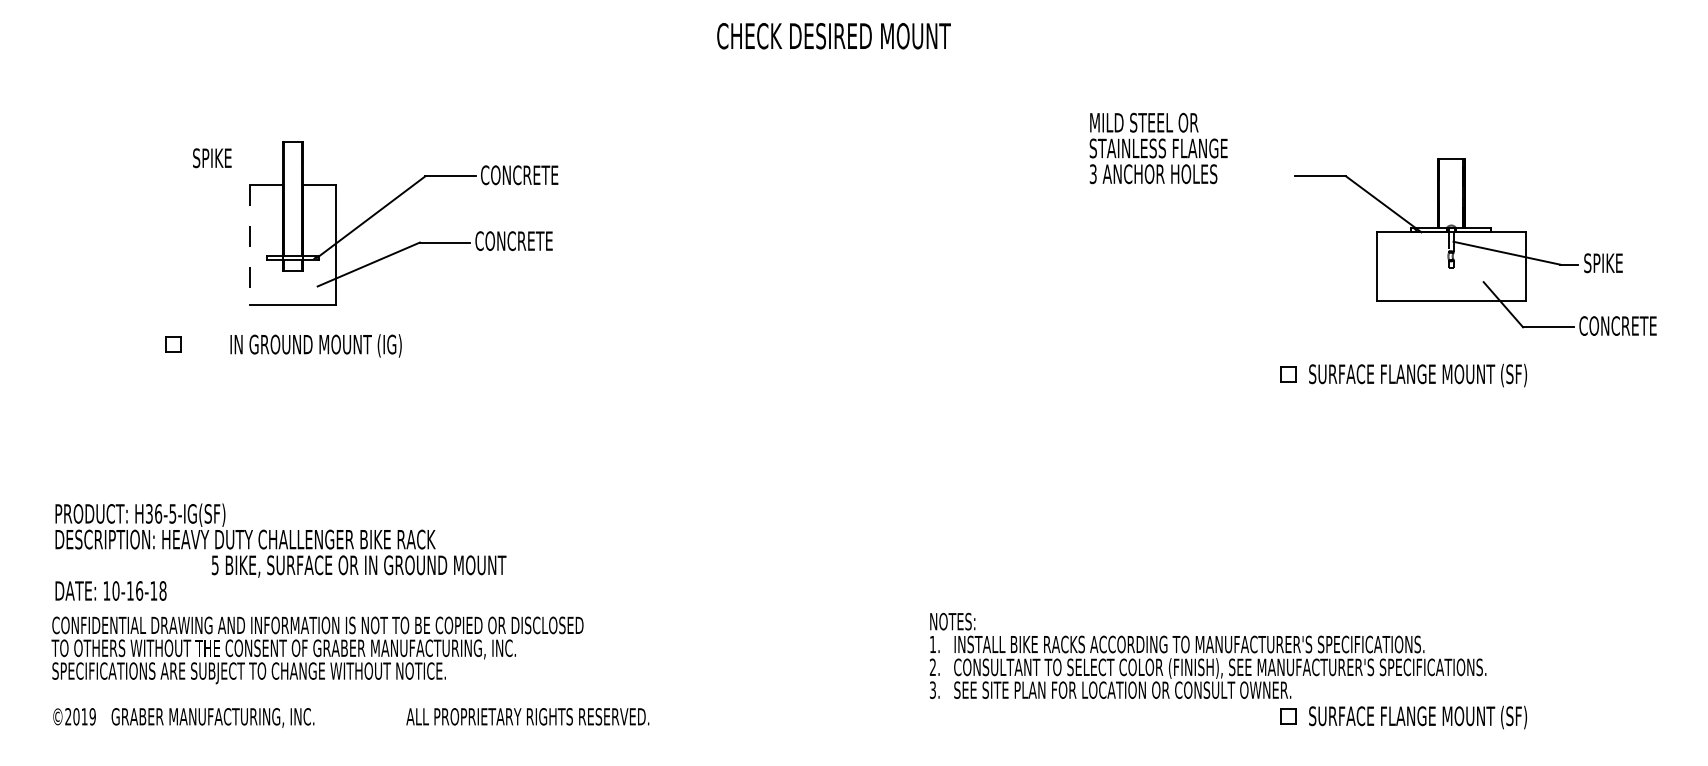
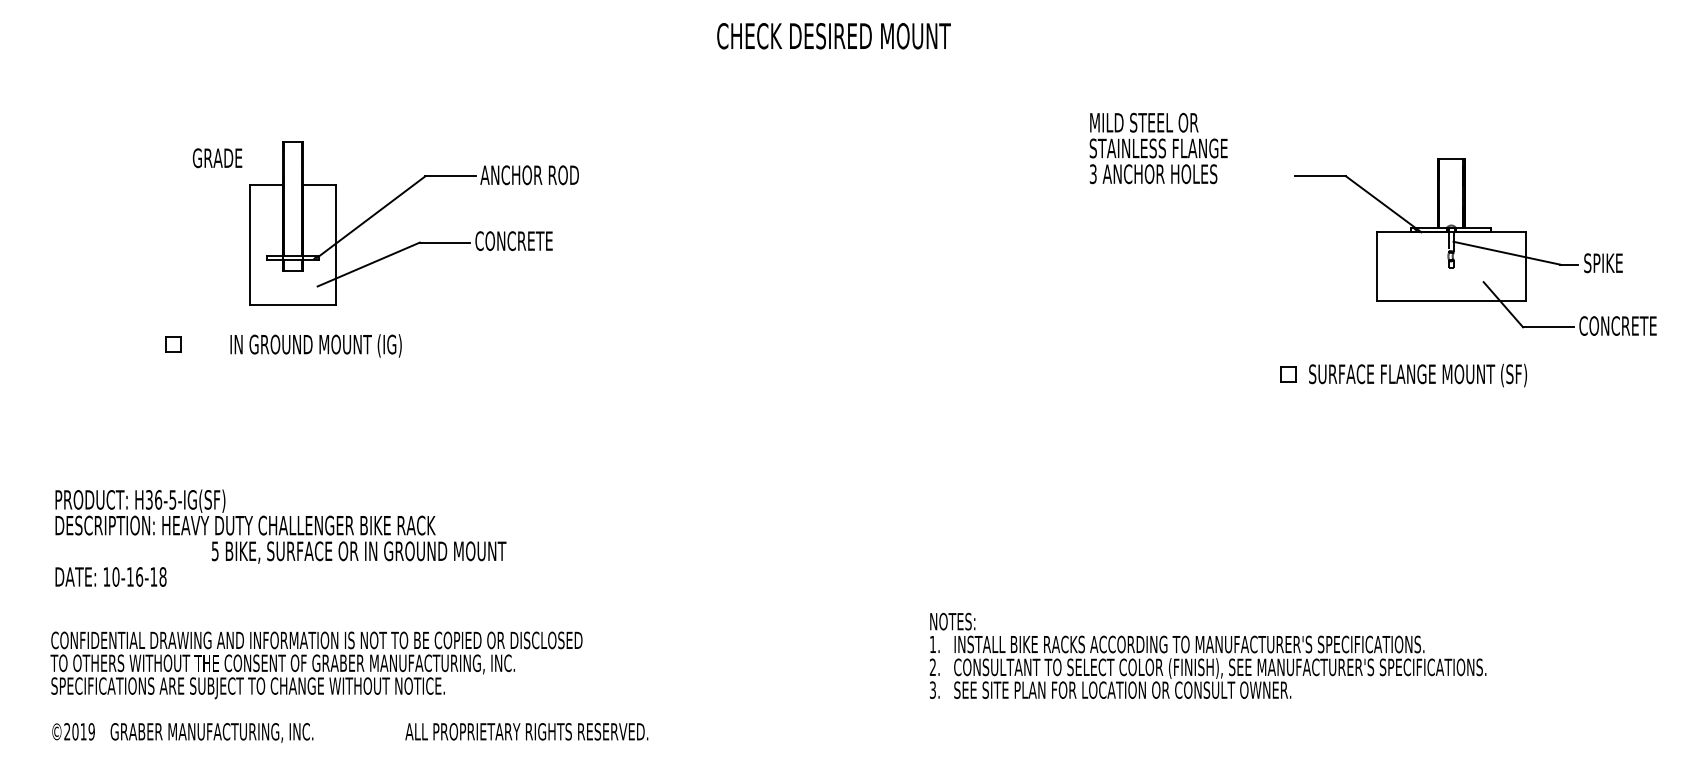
text: SPIKE -> GRADE (217, 158)
text: CONCRETE -> ANCHOR ROD (529, 175)
line: dashed -> solid (250, 245)
text position: (280, 551) -> (280, 537) (280, 537)
text position: (350, 671) -> (349, 686) (349, 686)
part: present -> none (1403, 717)
